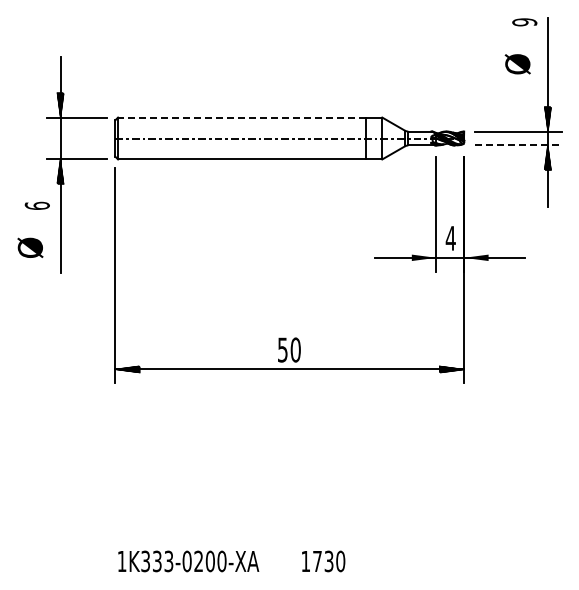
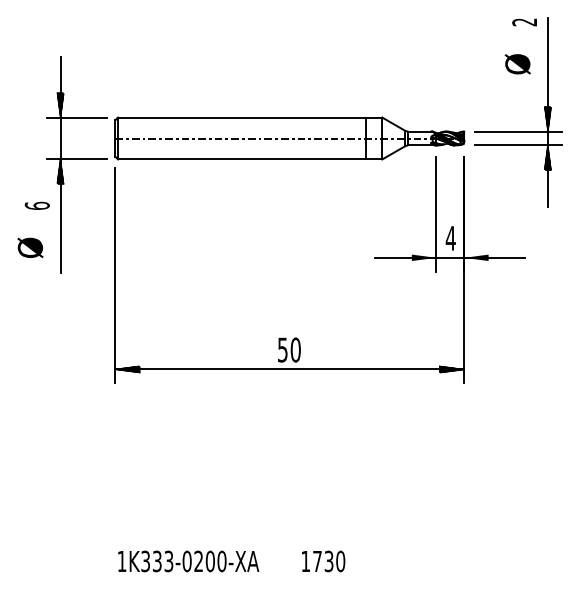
text: 9 -> 2 (524, 22)
line: dashed -> solid (241, 117)
line: dashed -> solid (519, 145)
